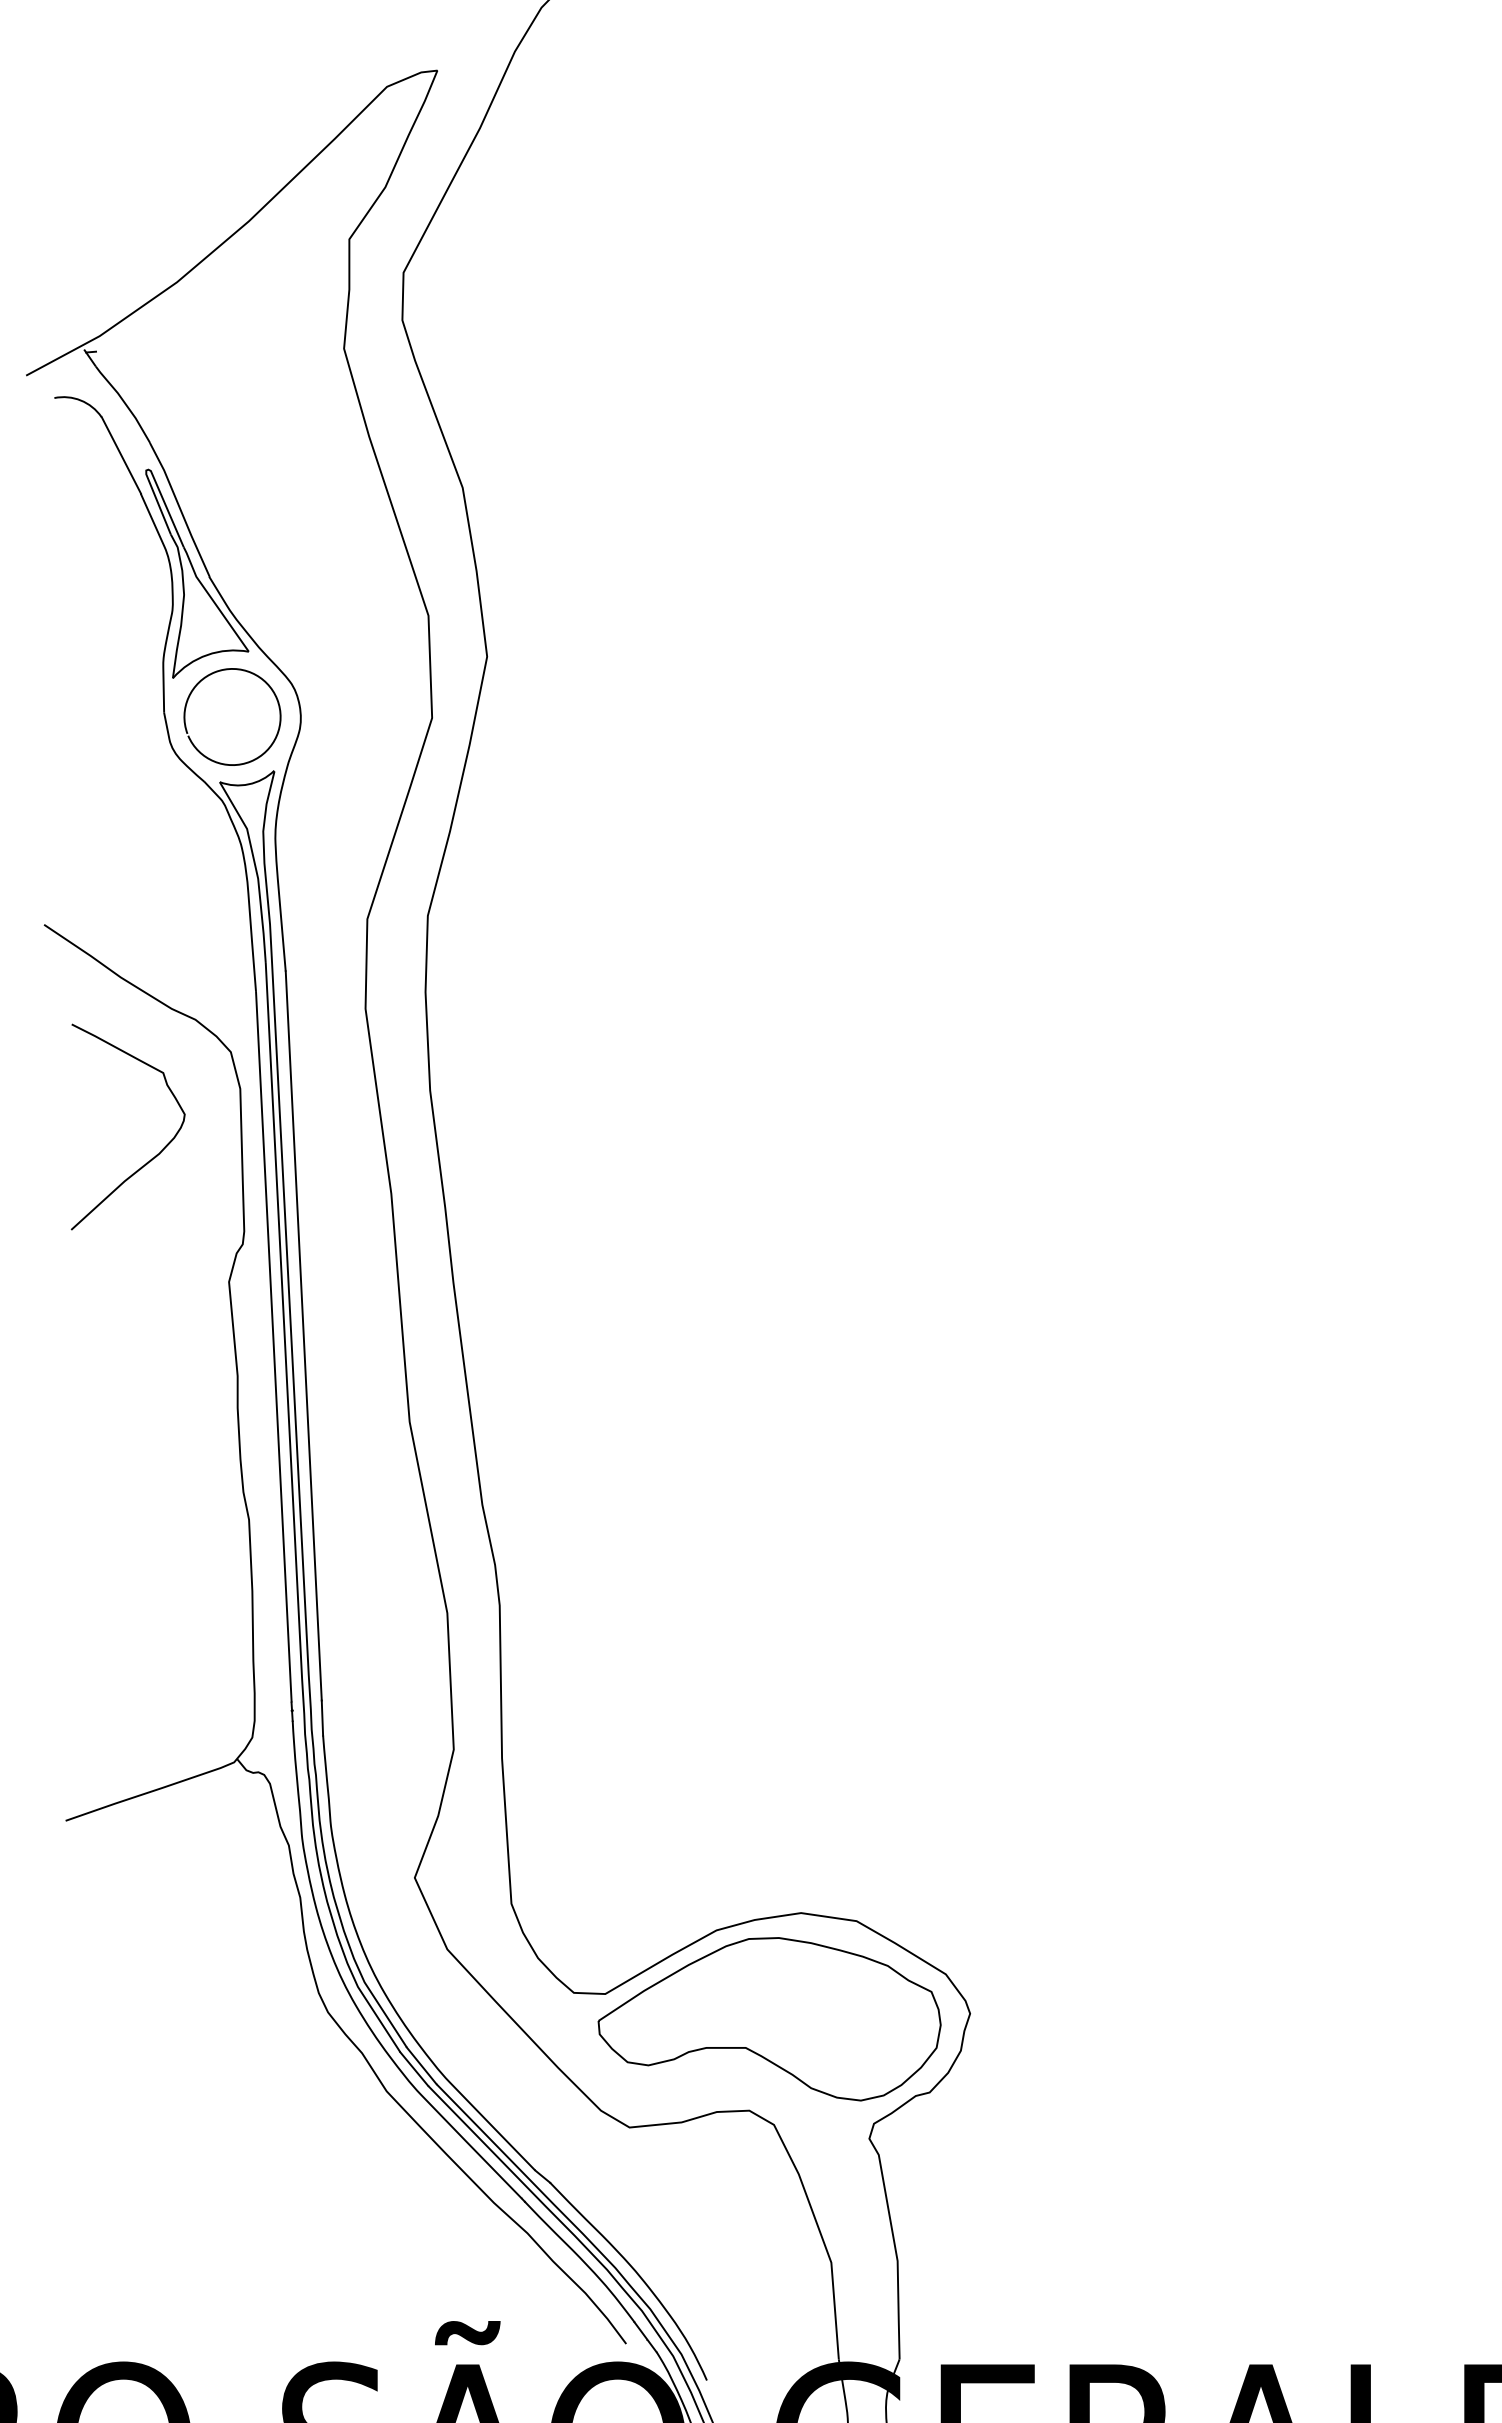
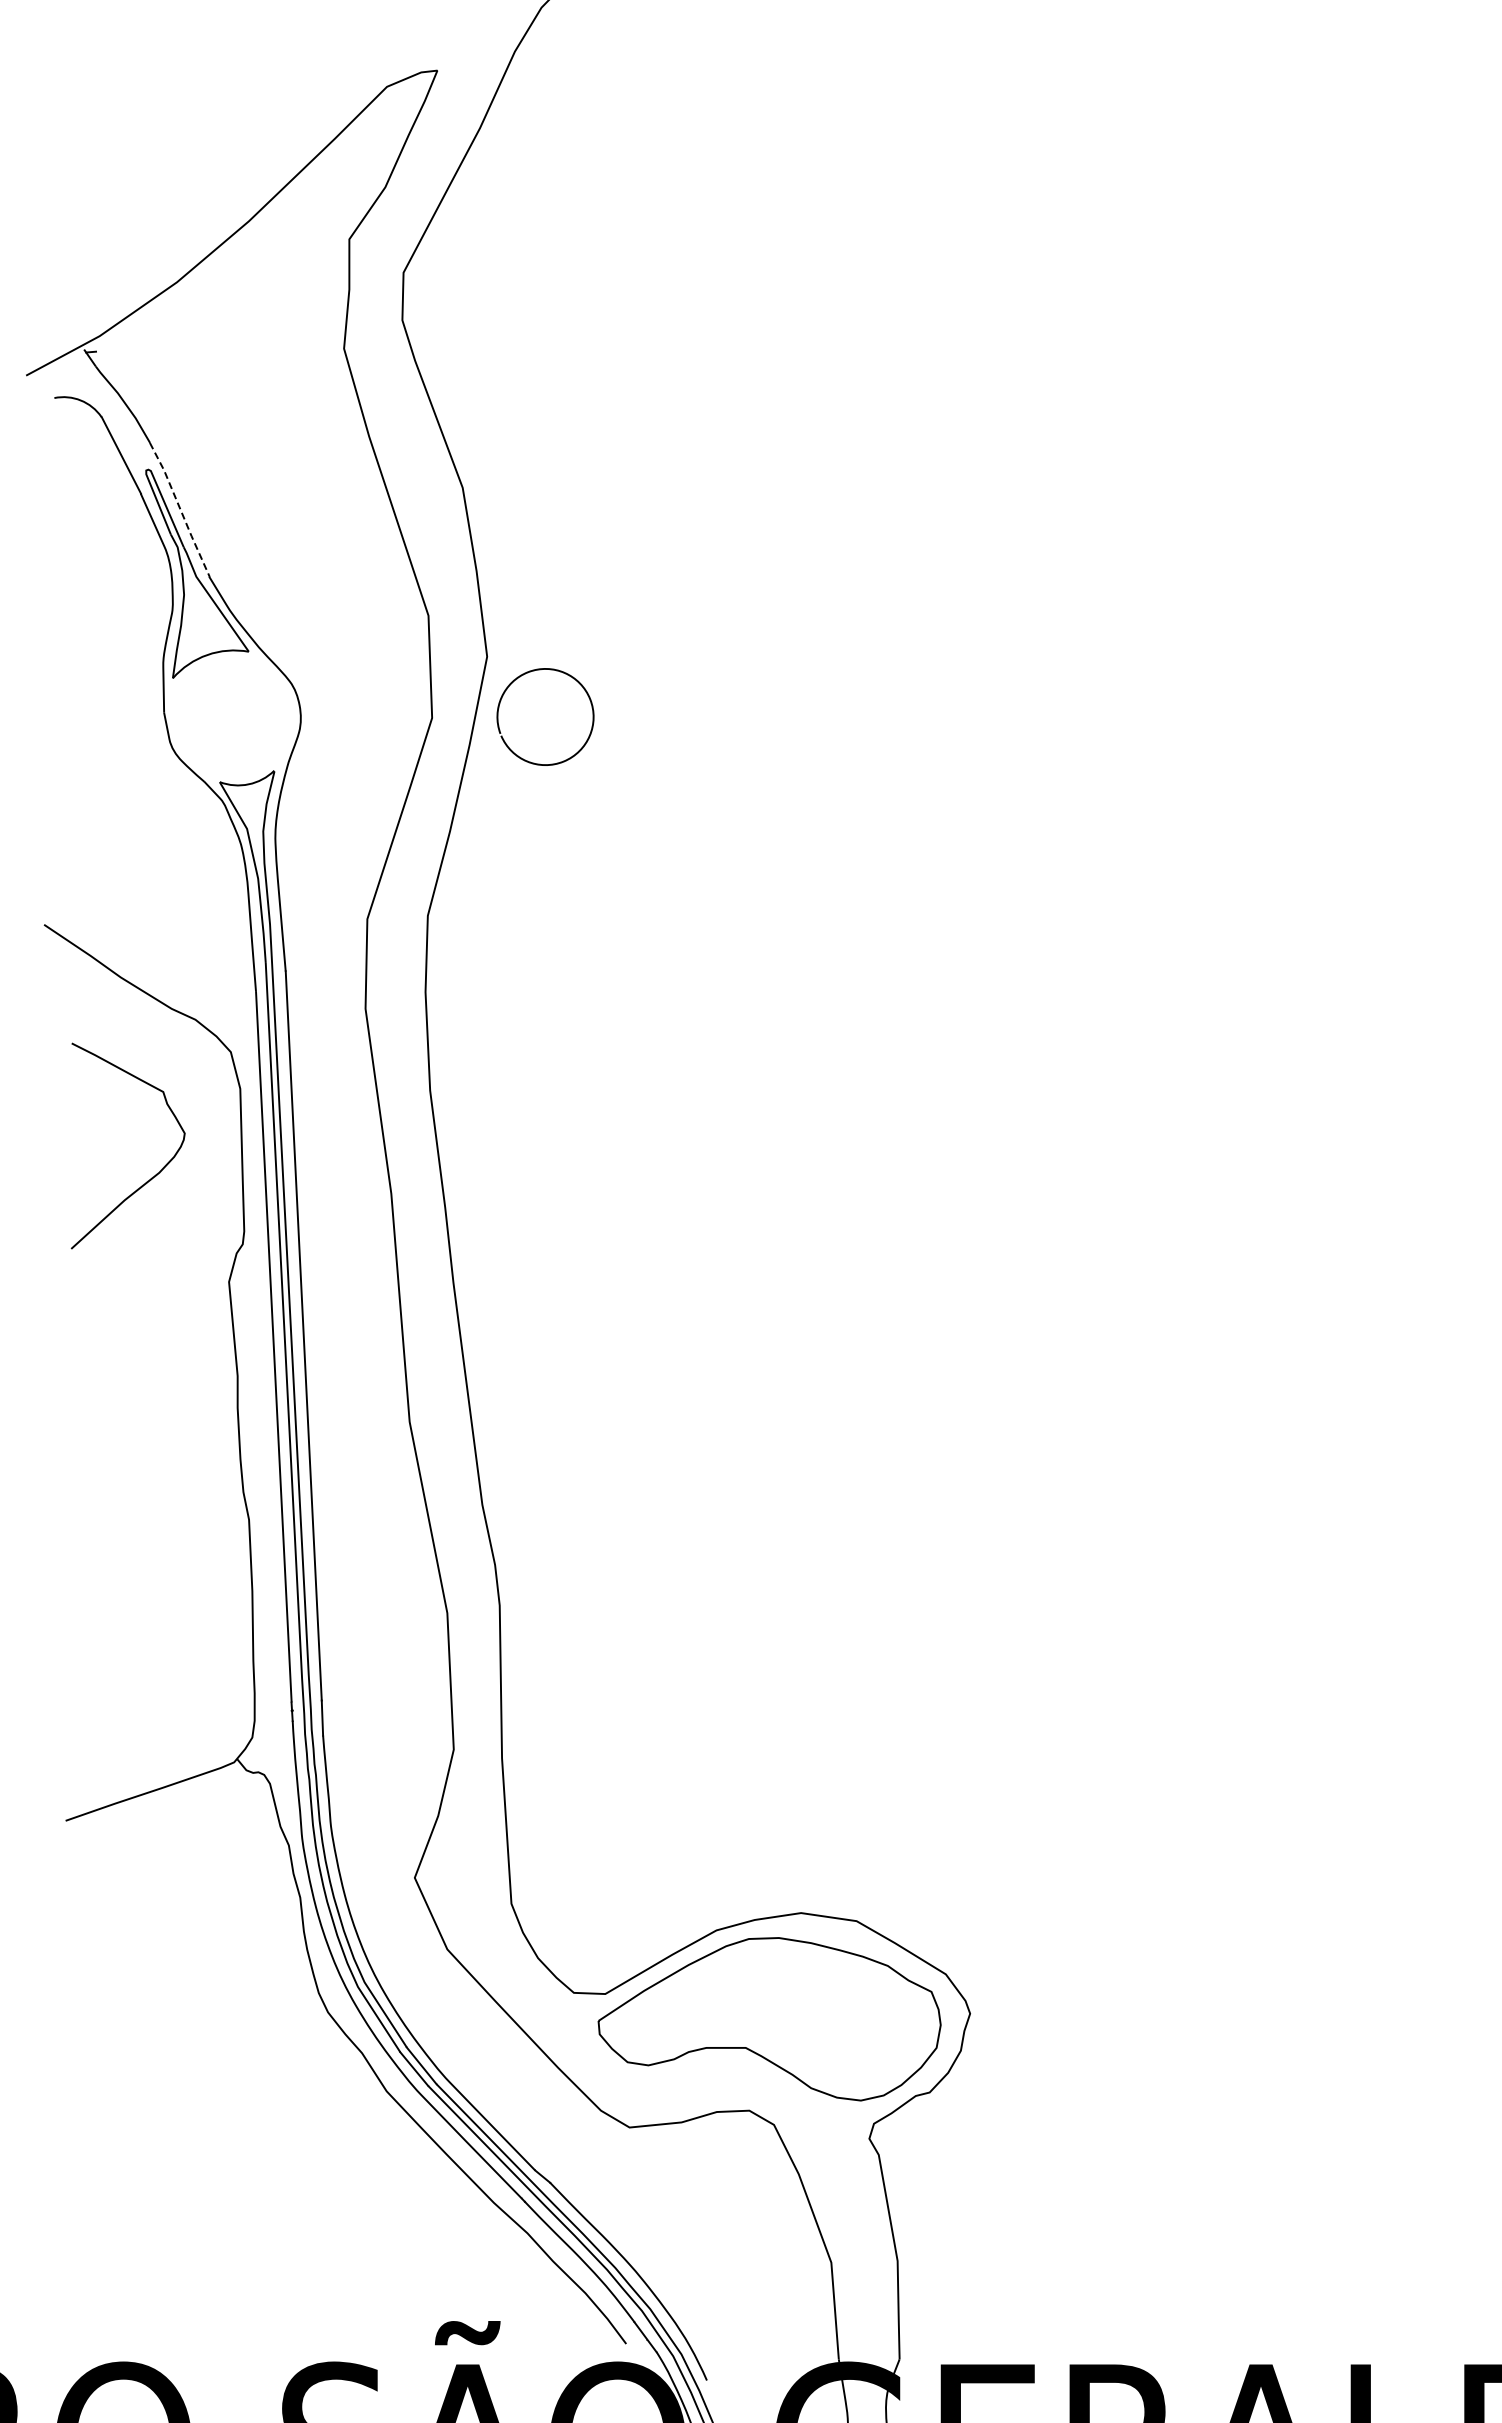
line: solid -> dashed (180, 509)
arc position: (215, 673) -> (528, 673) (528, 673)
curve position: (151, 1158) -> (151, 1177) (151, 1177)
